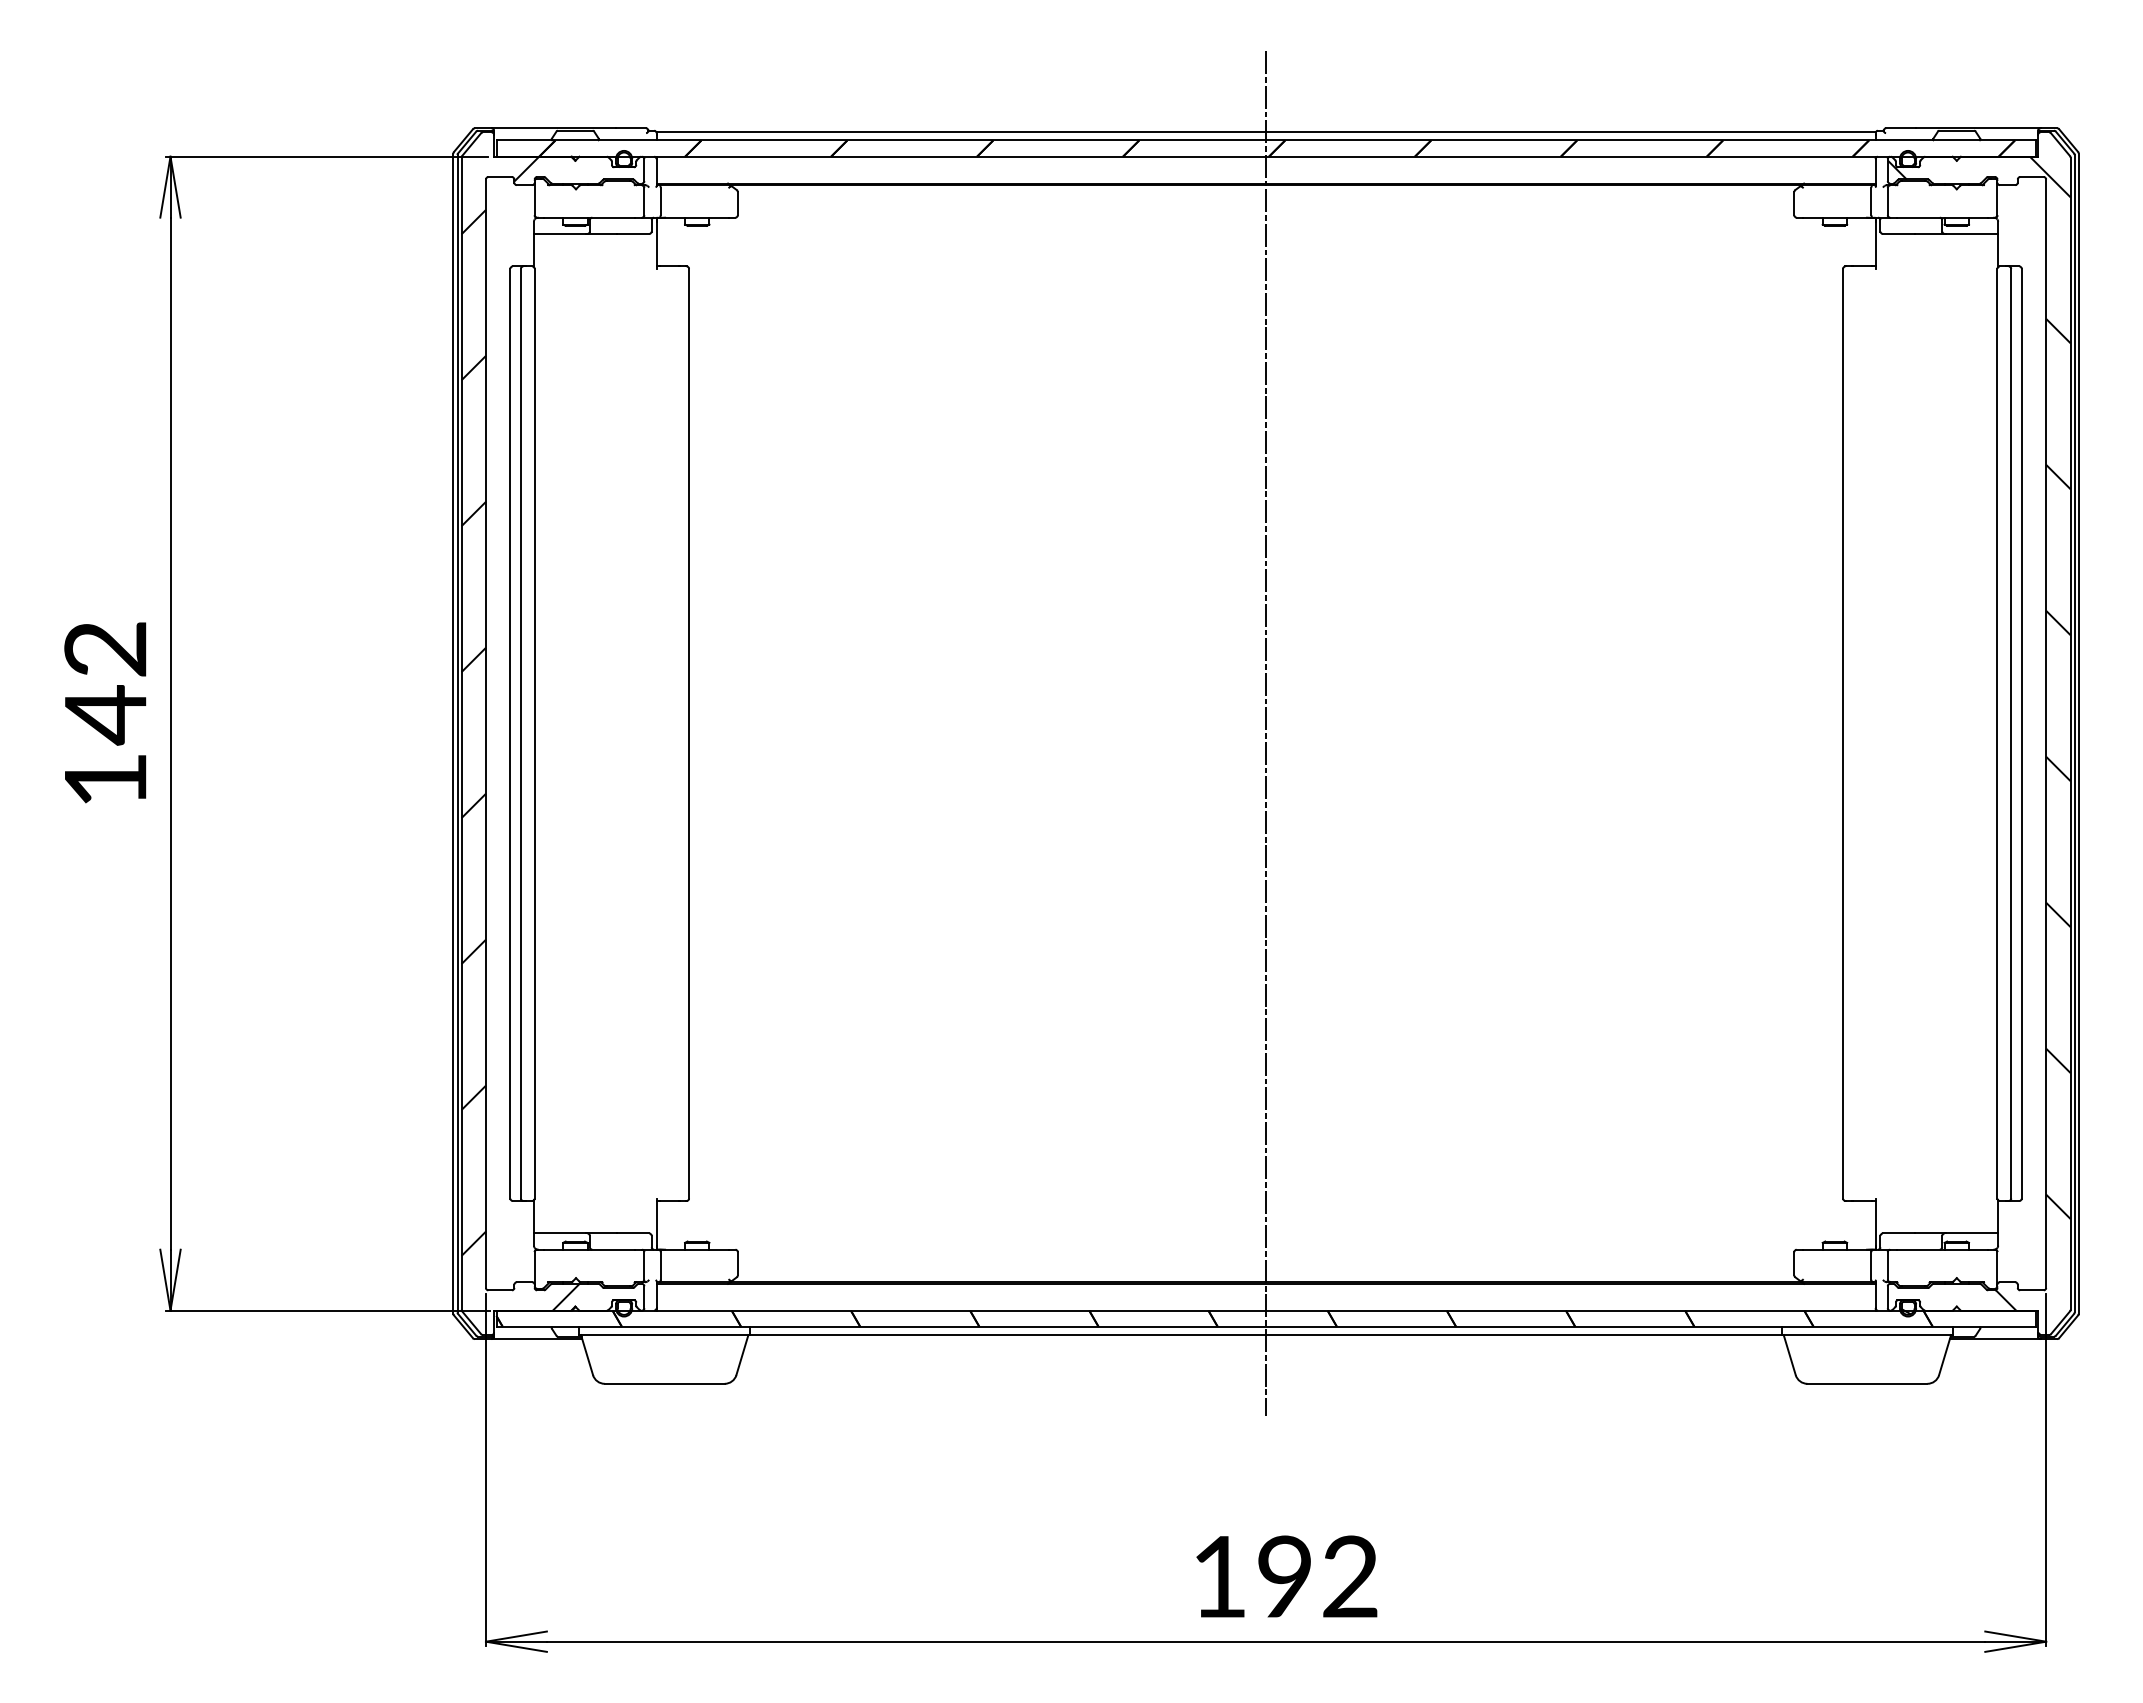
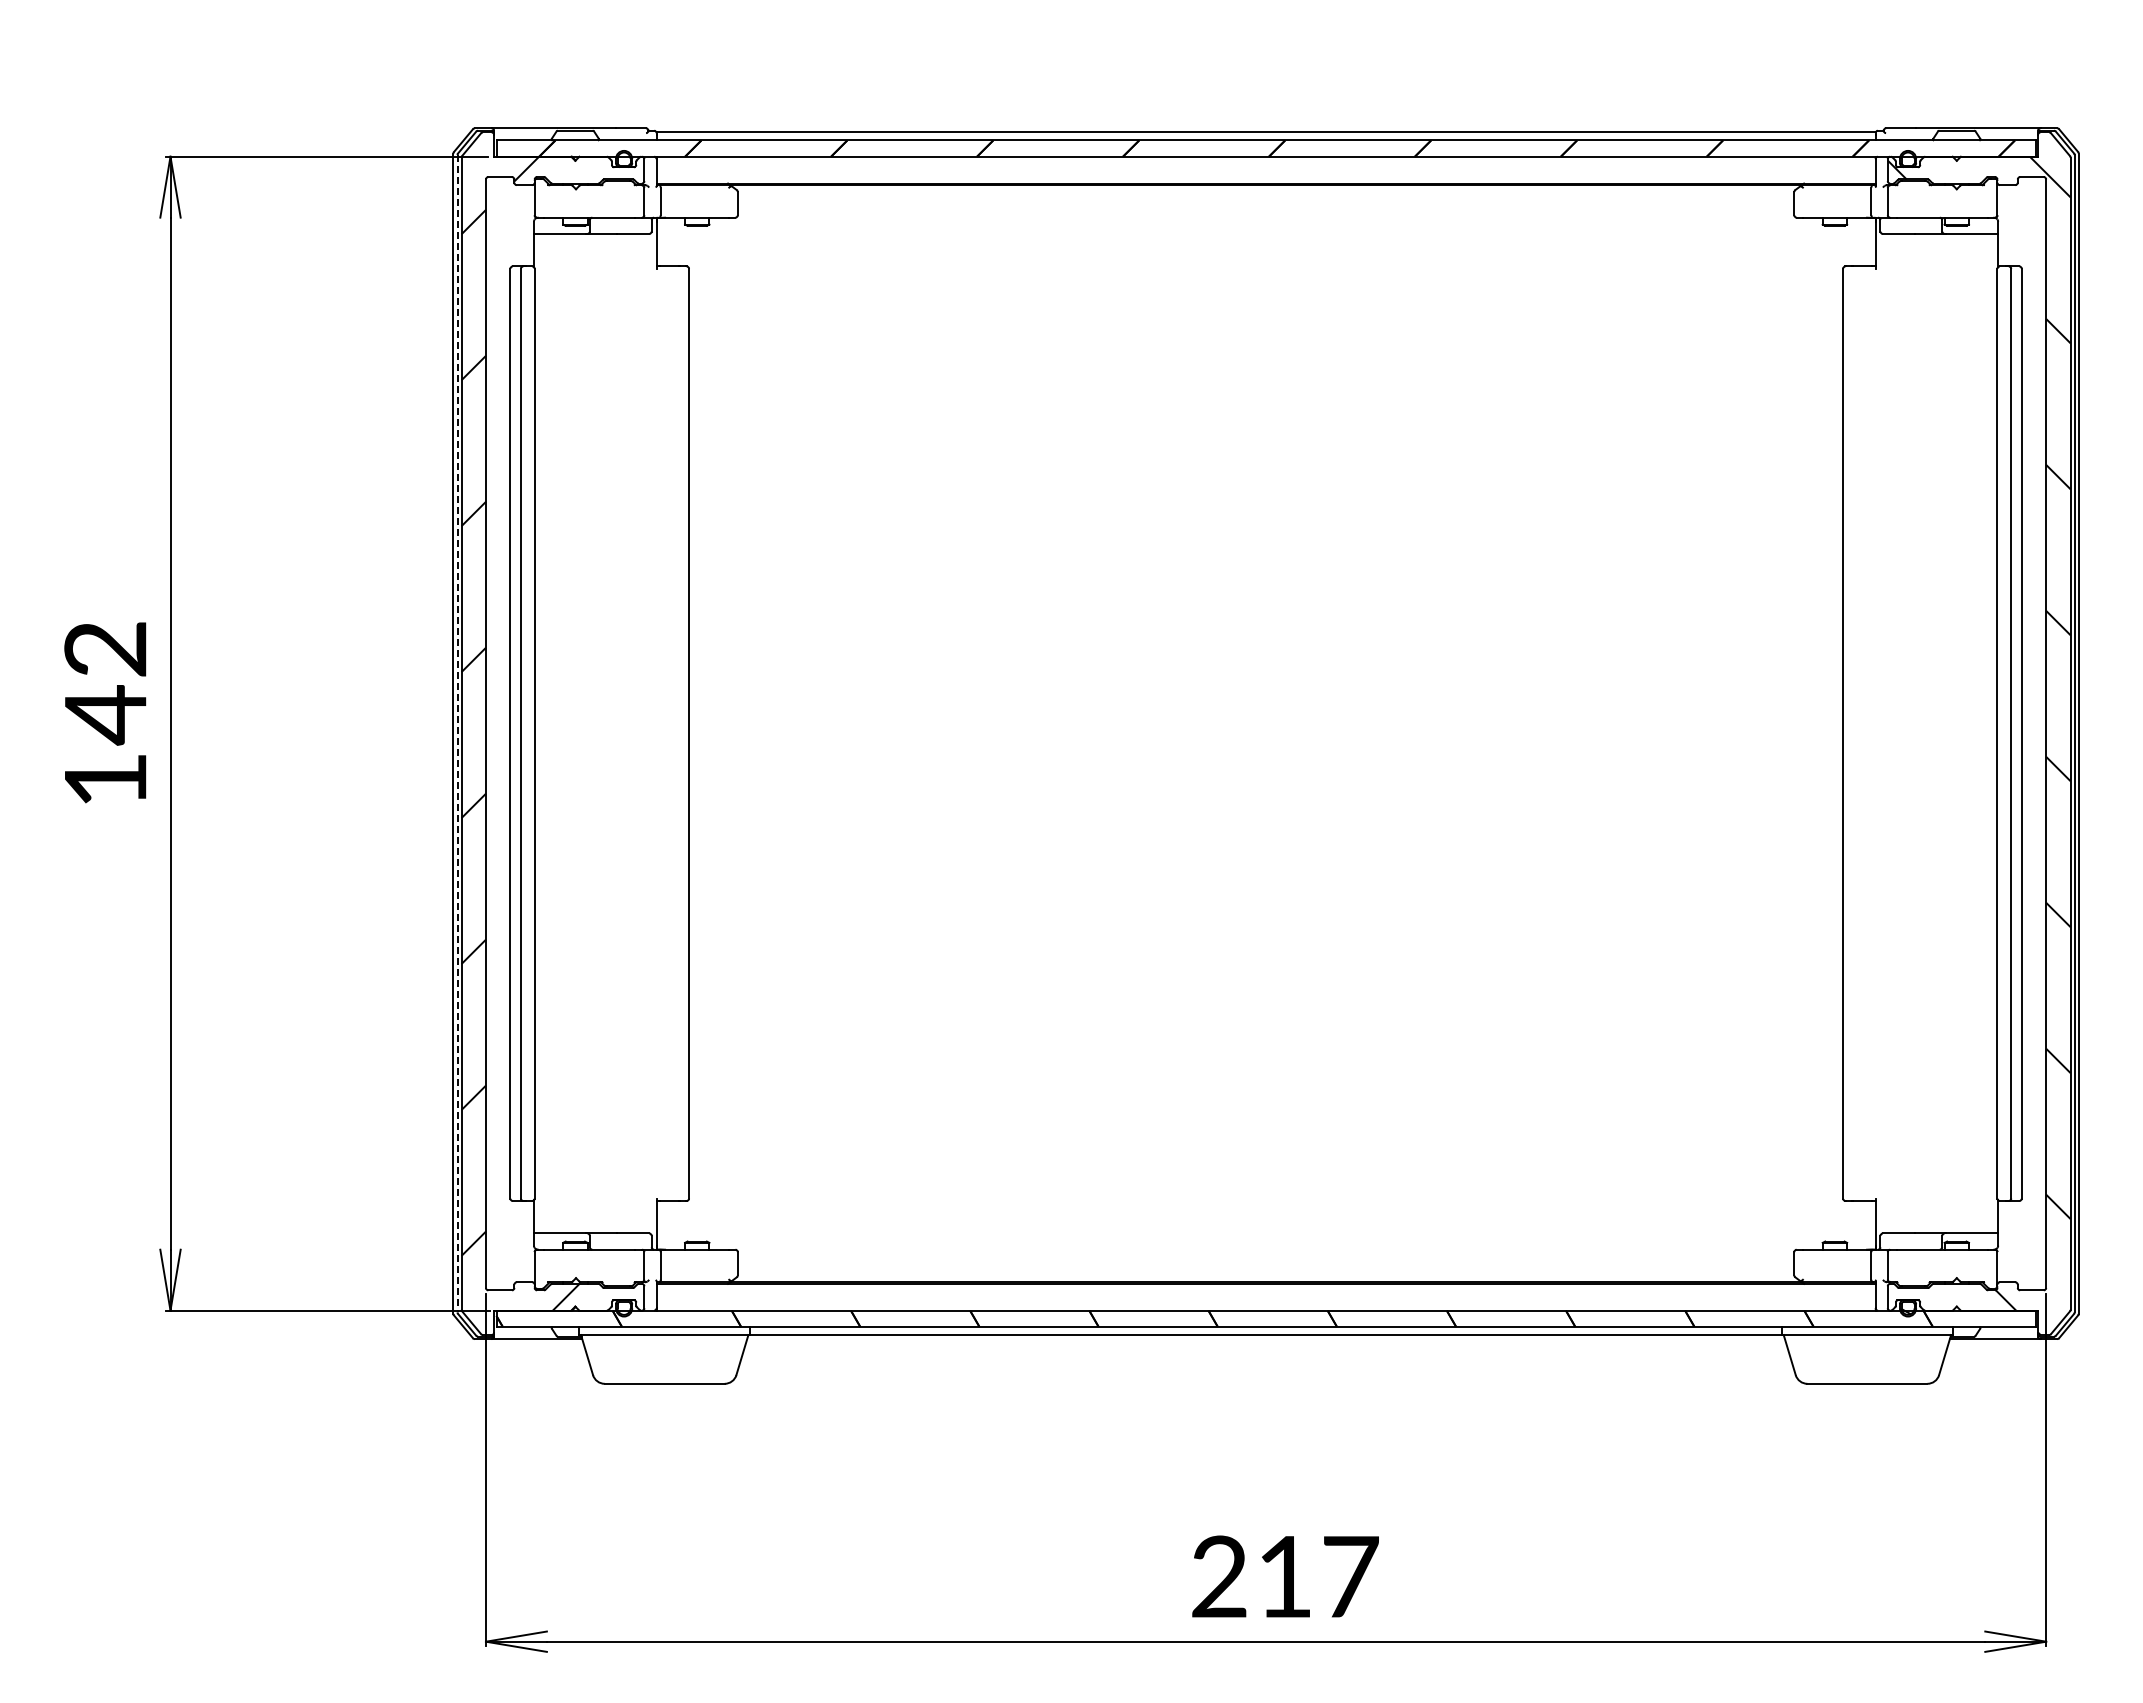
line: solid -> dashed (457, 733)
line: present -> none (1266, 733)
text: 192 -> 217 (1285, 1576)
